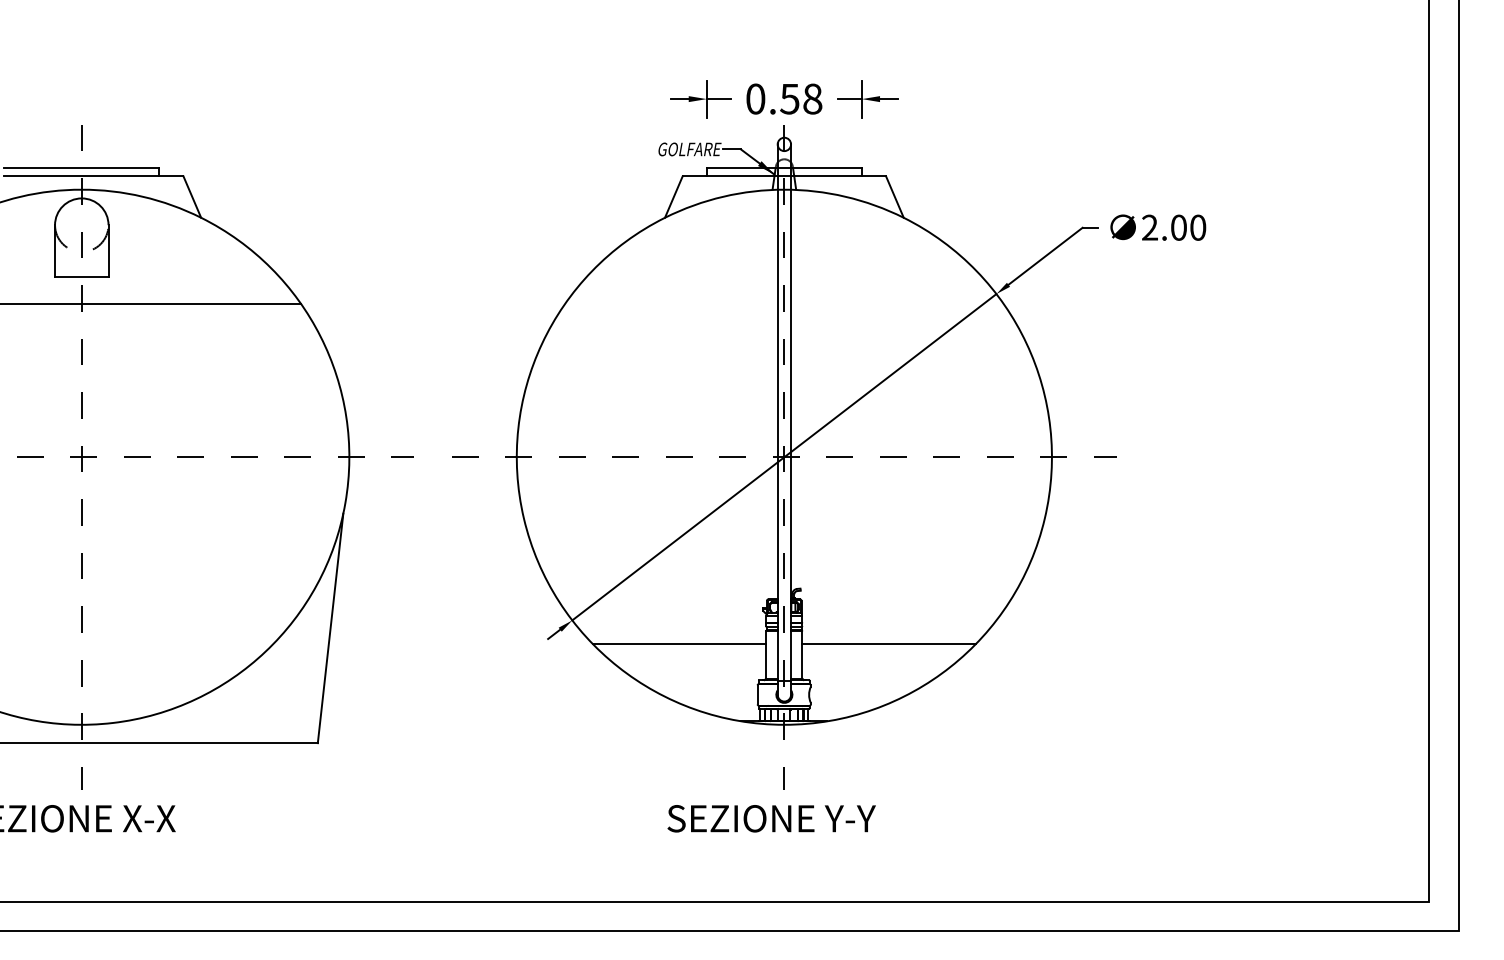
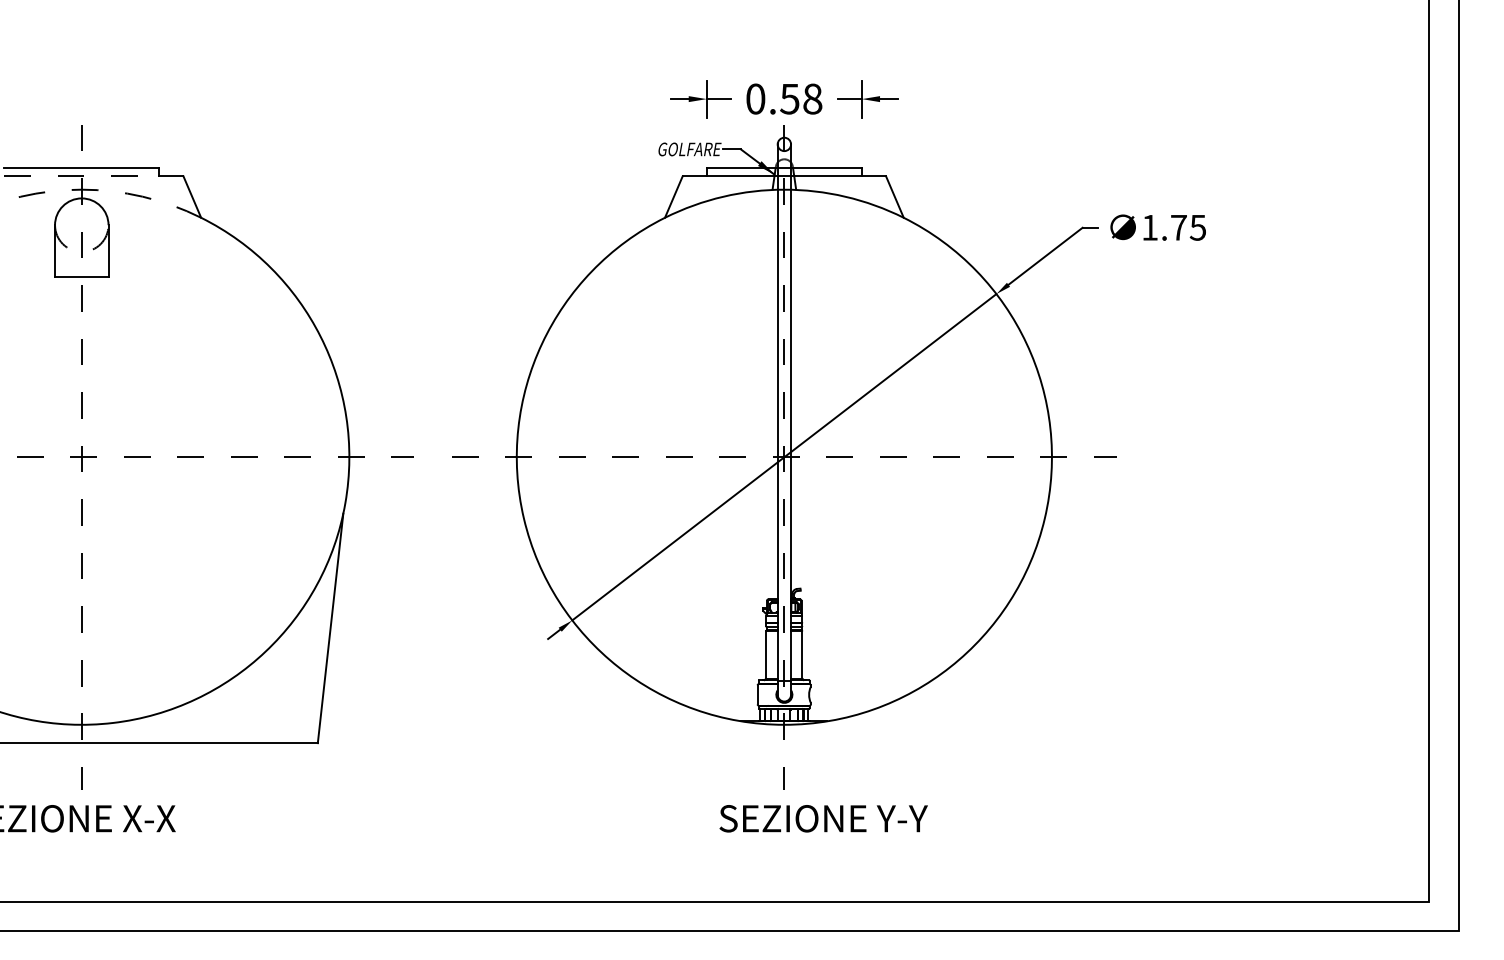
line: solid -> dashed (81, 176)
arc: solid -> dashed (100, 190)
text: 2.00 -> 1.75 (1174, 227)
line: present -> none (151, 303)
line: present -> none (679, 644)
line: present -> none (888, 644)
text position: (771, 818) -> (823, 818) (823, 818)
